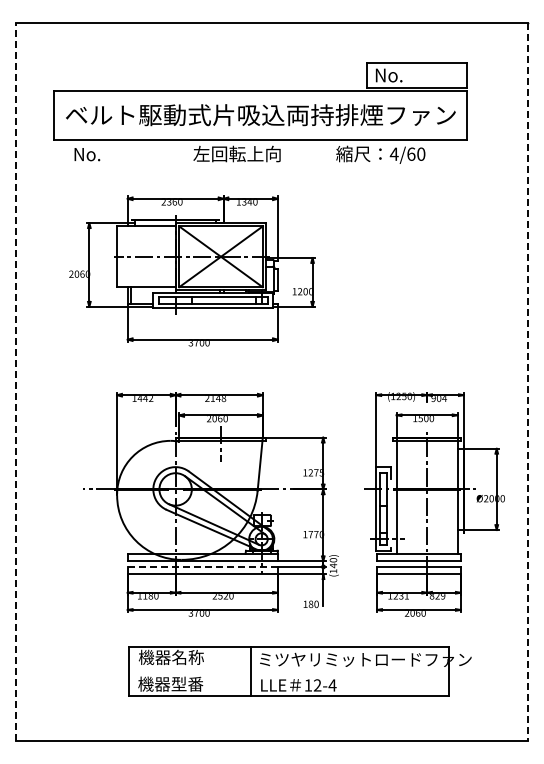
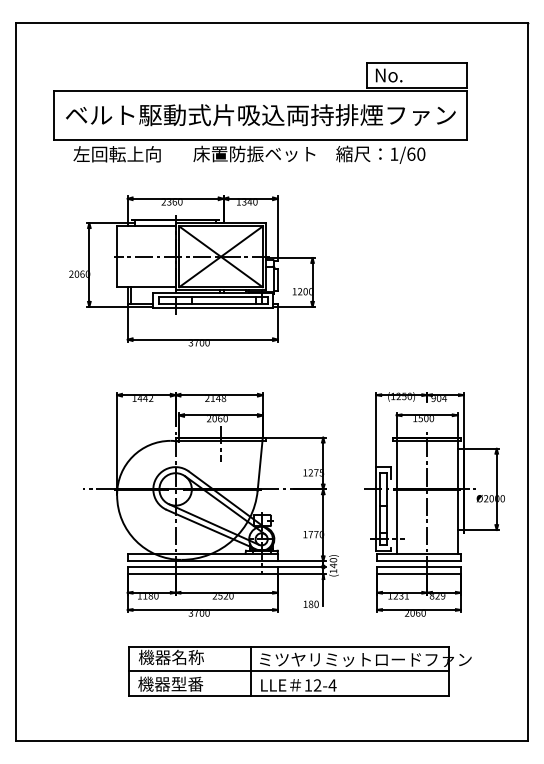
text: 左回転上向 -> 床置防振ベット (254, 153)
text: 4/60 -> 1/60 (393, 153)
text: No. -> 左回転上向 (116, 154)
line: dashed -> solid (16, 381)
line: dashed -> solid (527, 382)
line: dashed -> solid (202, 566)
line: none -> present (288, 671)
